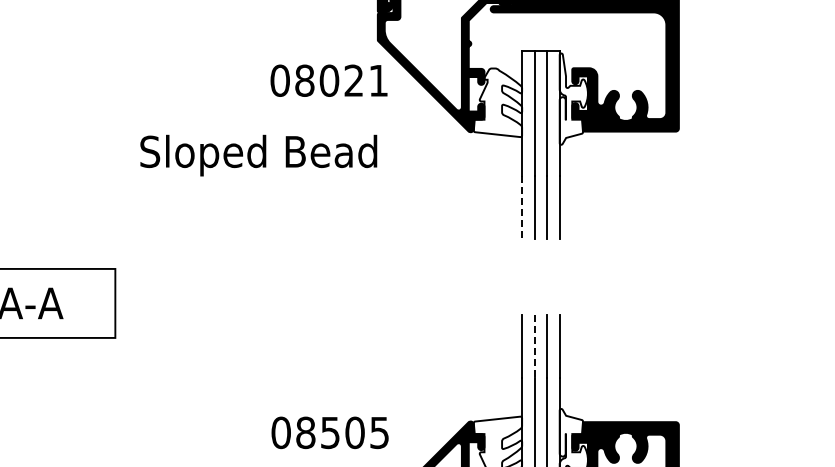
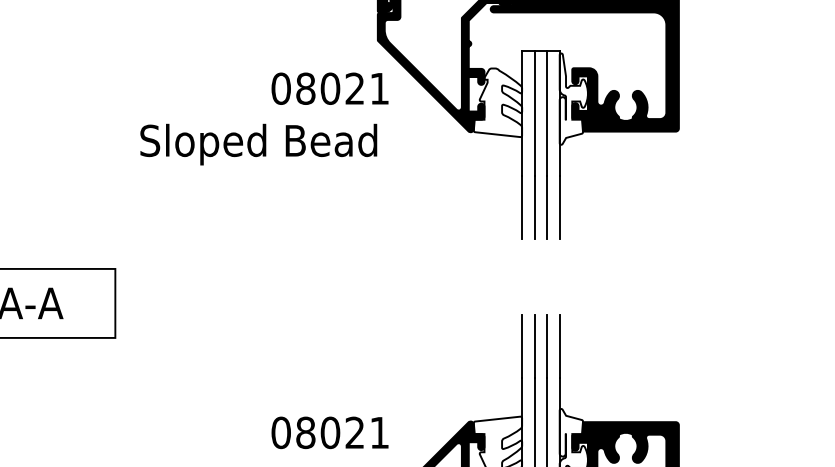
text position: (328, 80) -> (329, 88) (329, 88)
text position: (258, 155) -> (258, 144) (258, 144)
line: dashed -> solid (522, 208)
line: dashed -> solid (534, 346)
text: 08505 -> 08021 (354, 432)
